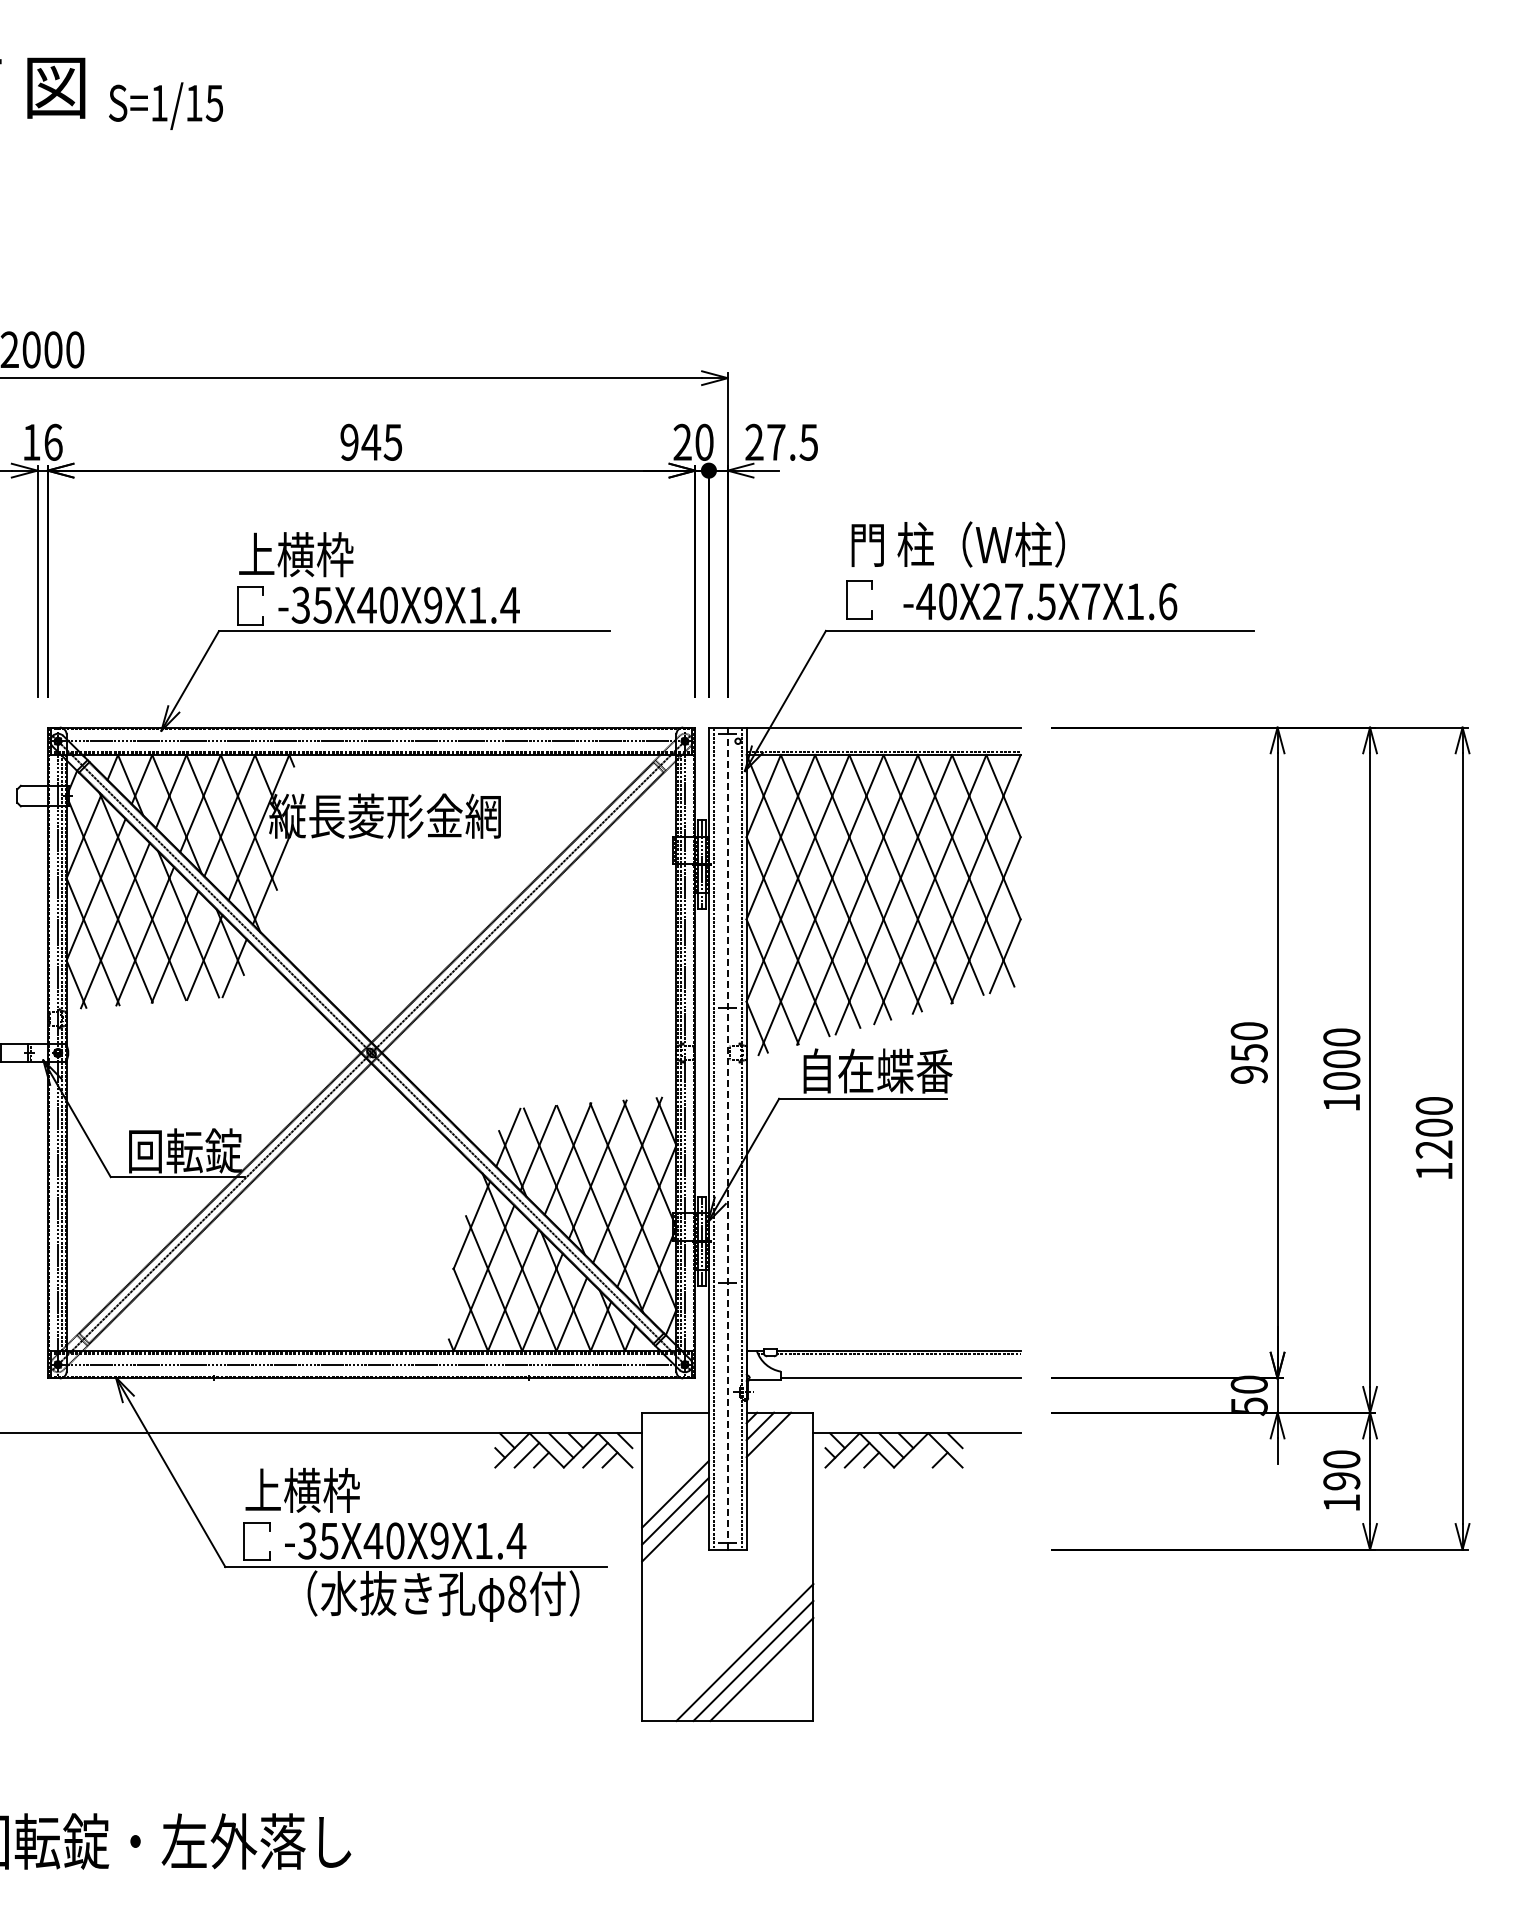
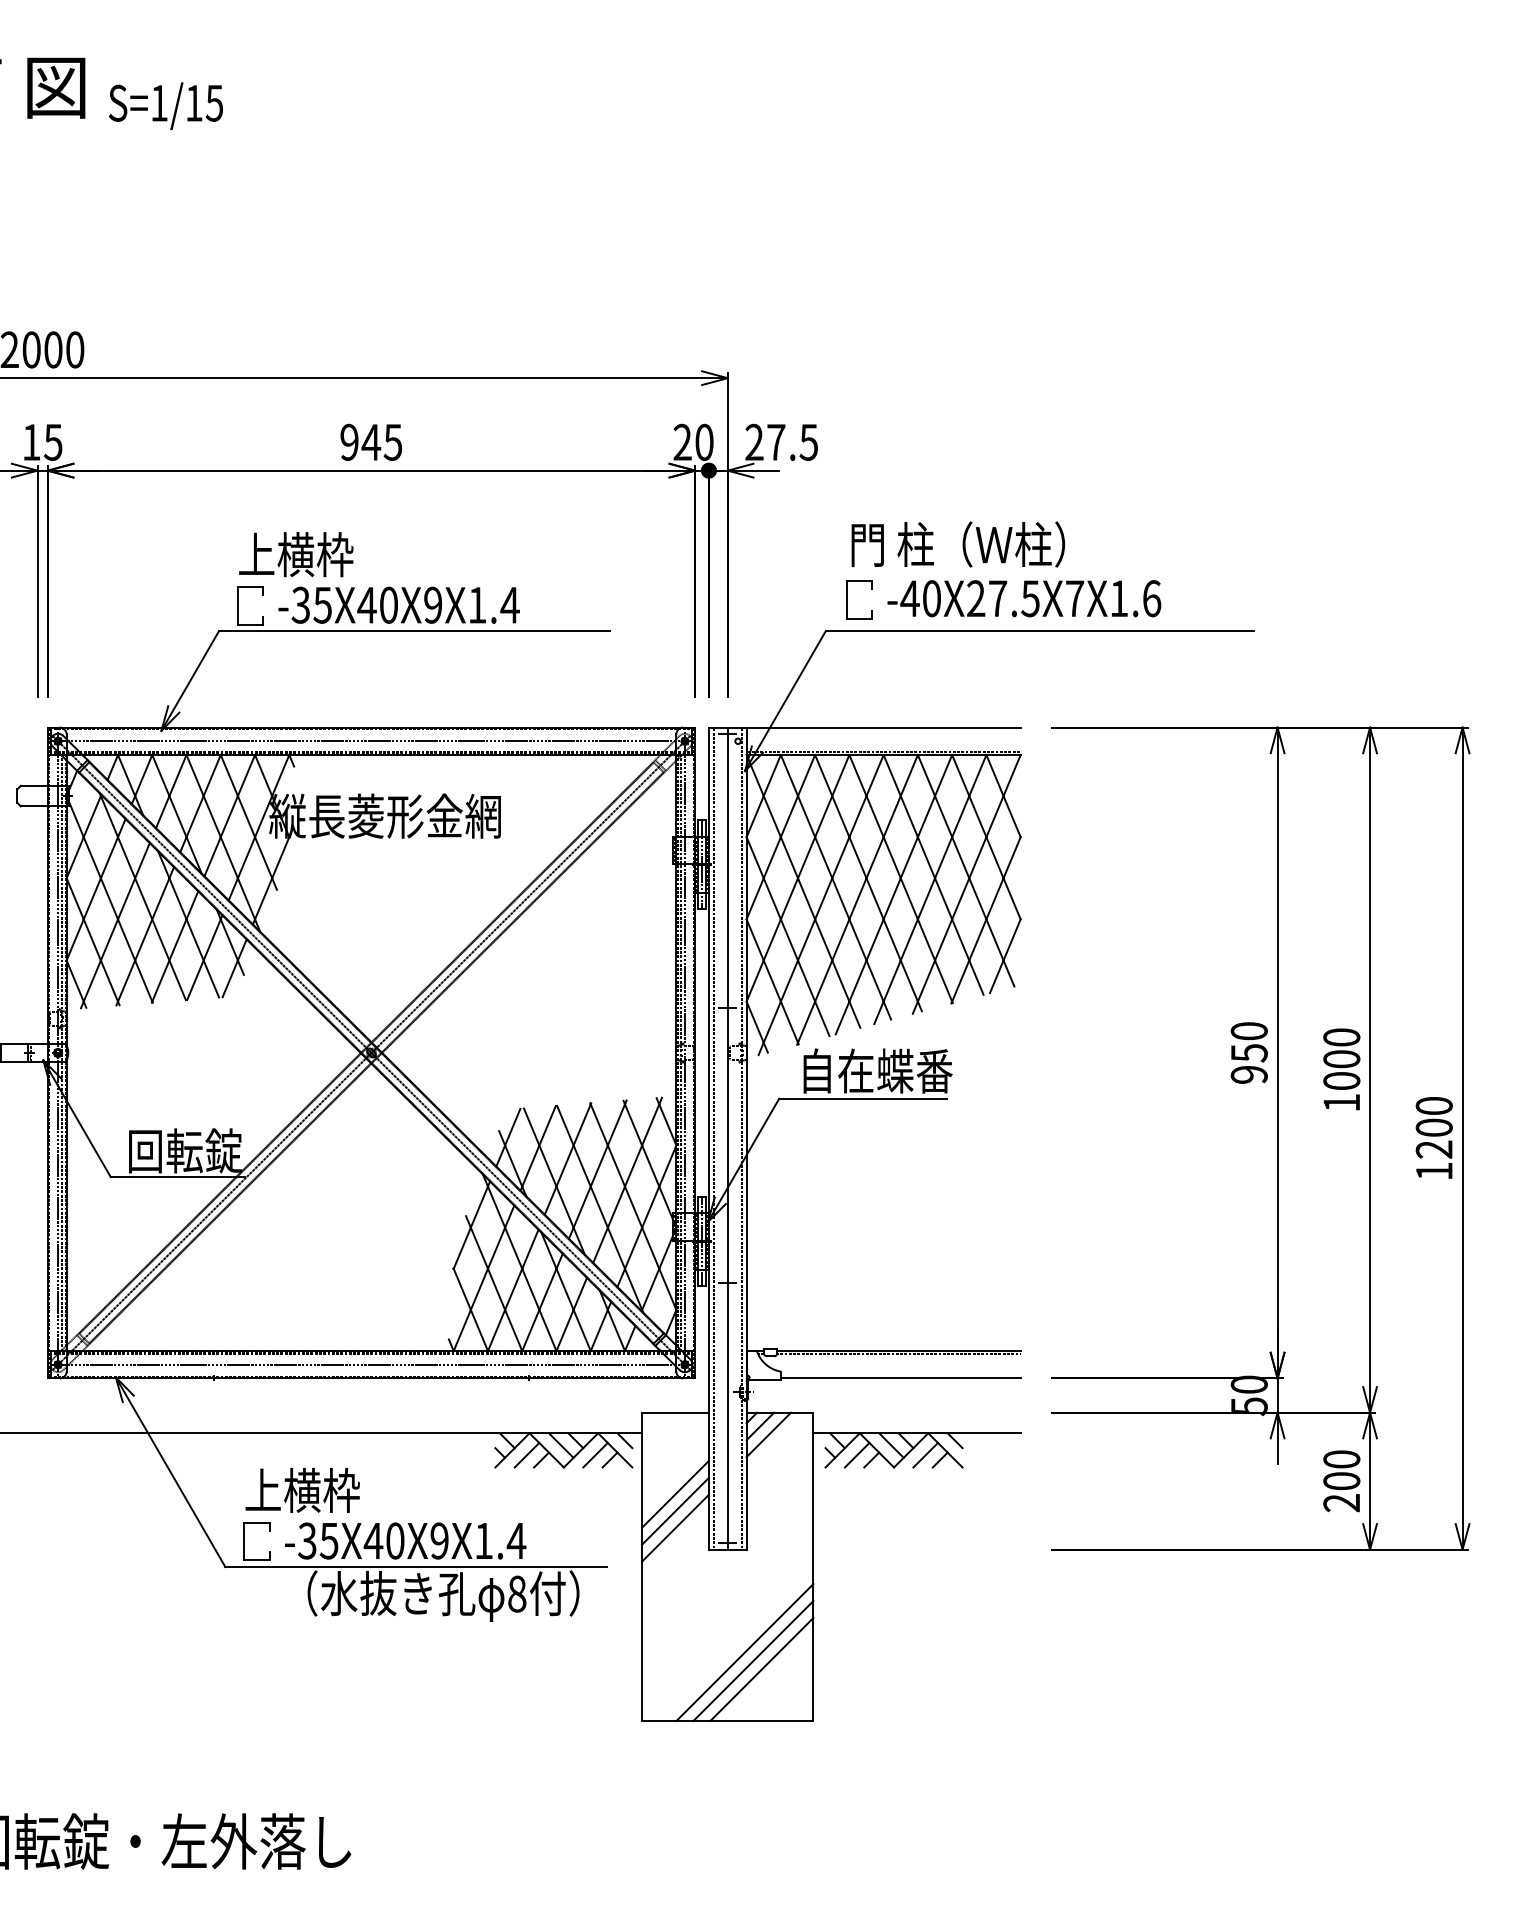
text: 16 -> 15 (52, 441)
text position: (1040, 601) -> (1024, 598) (1024, 598)
line: dashed -> solid (727, 1139)
line: none -> present (925, 1454)
text: 190 -> 200 (1341, 1492)
